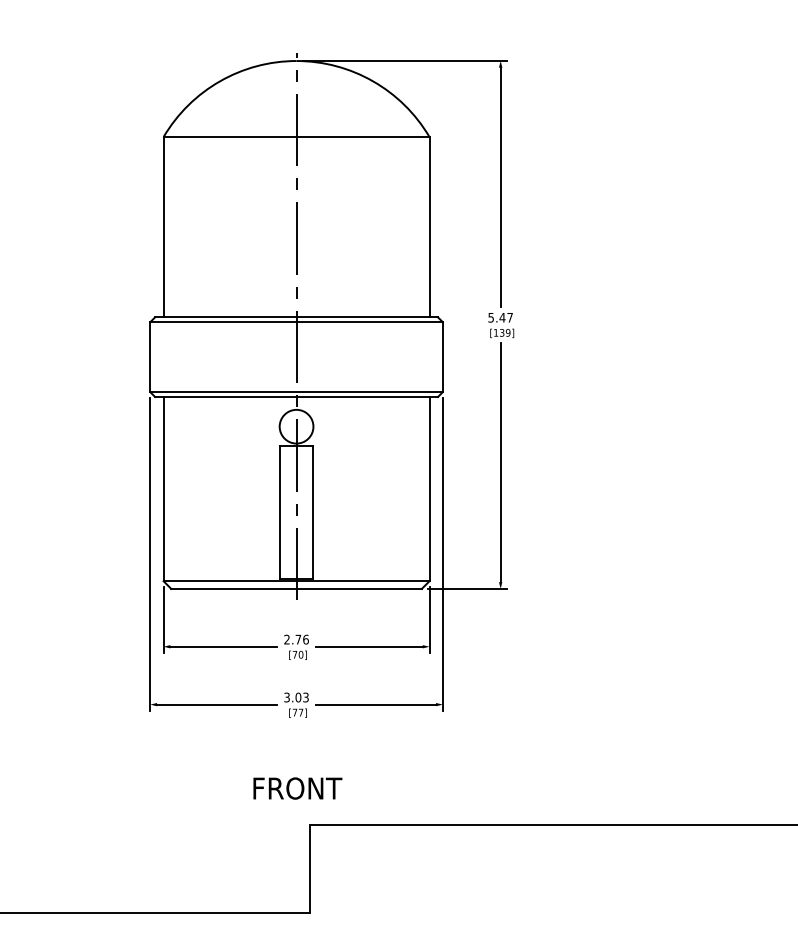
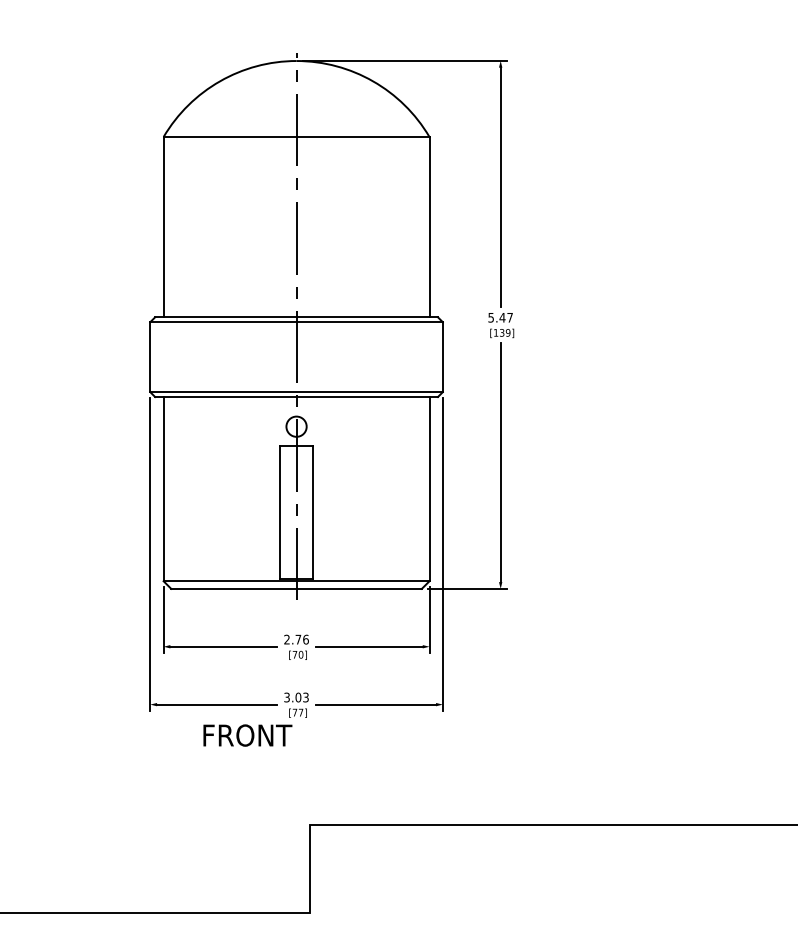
circle diameter: 34 px -> 20 px (296, 426)
text position: (297, 788) -> (247, 735) (247, 735)
